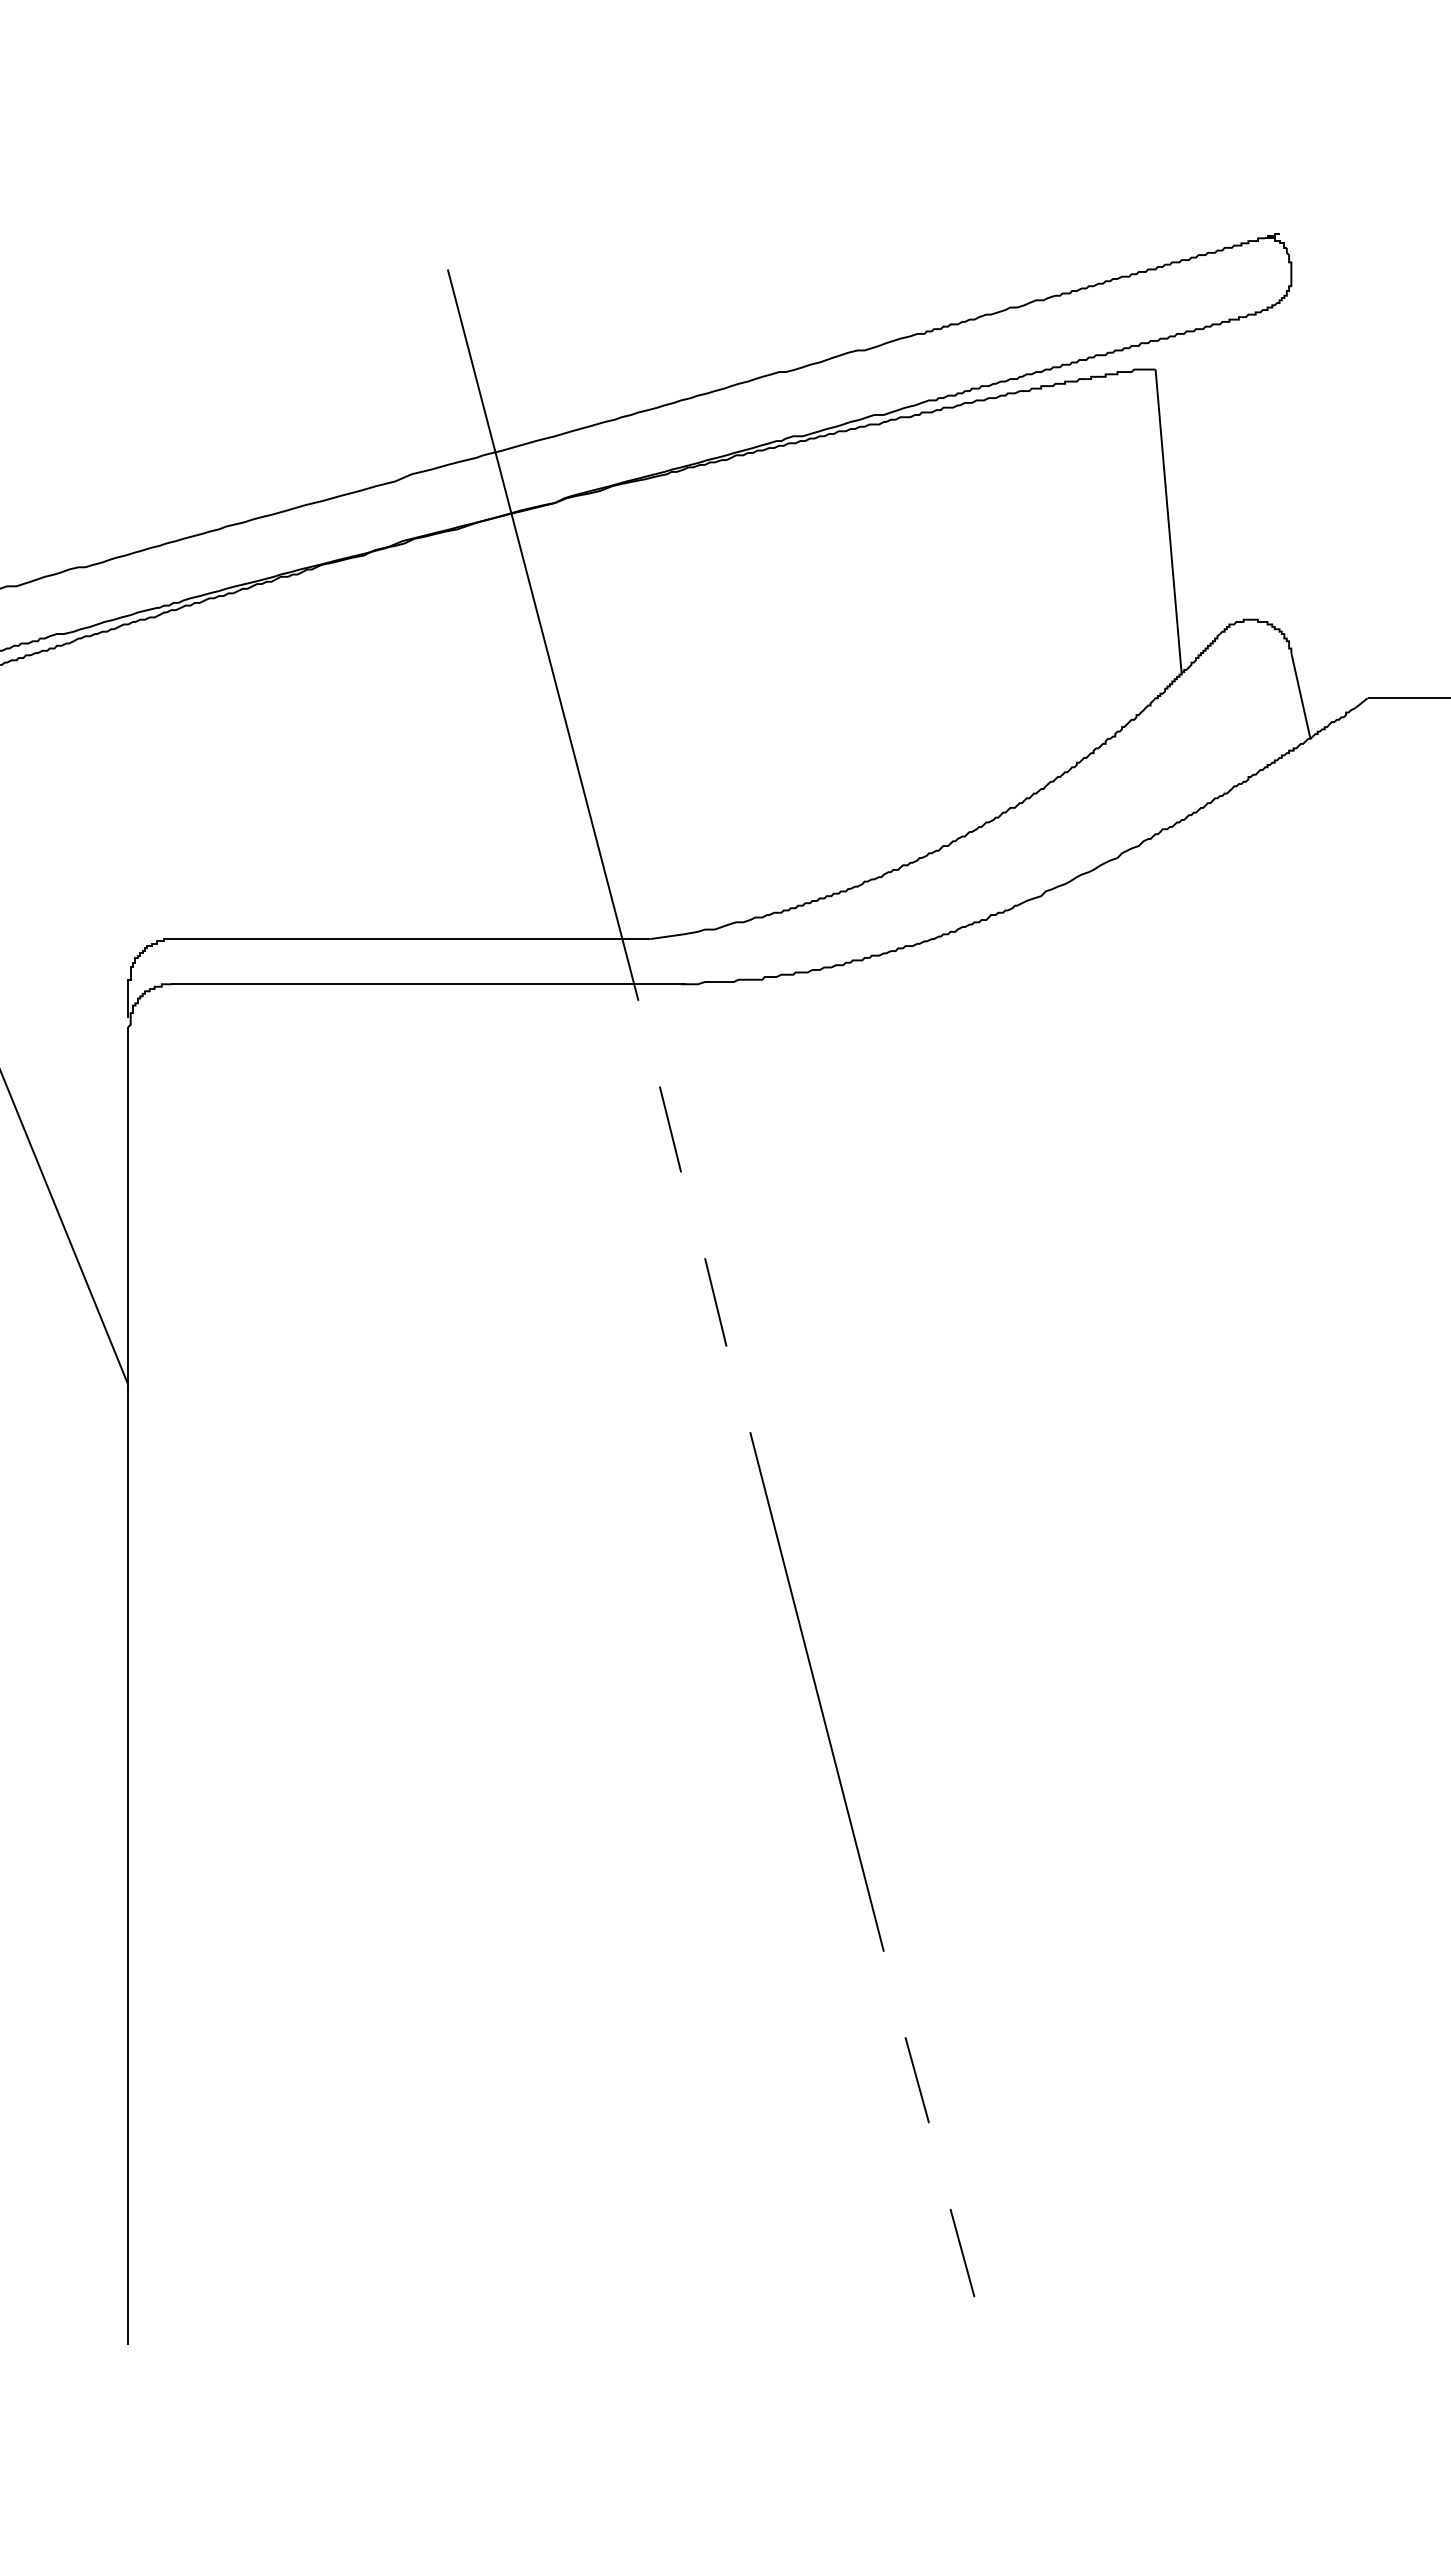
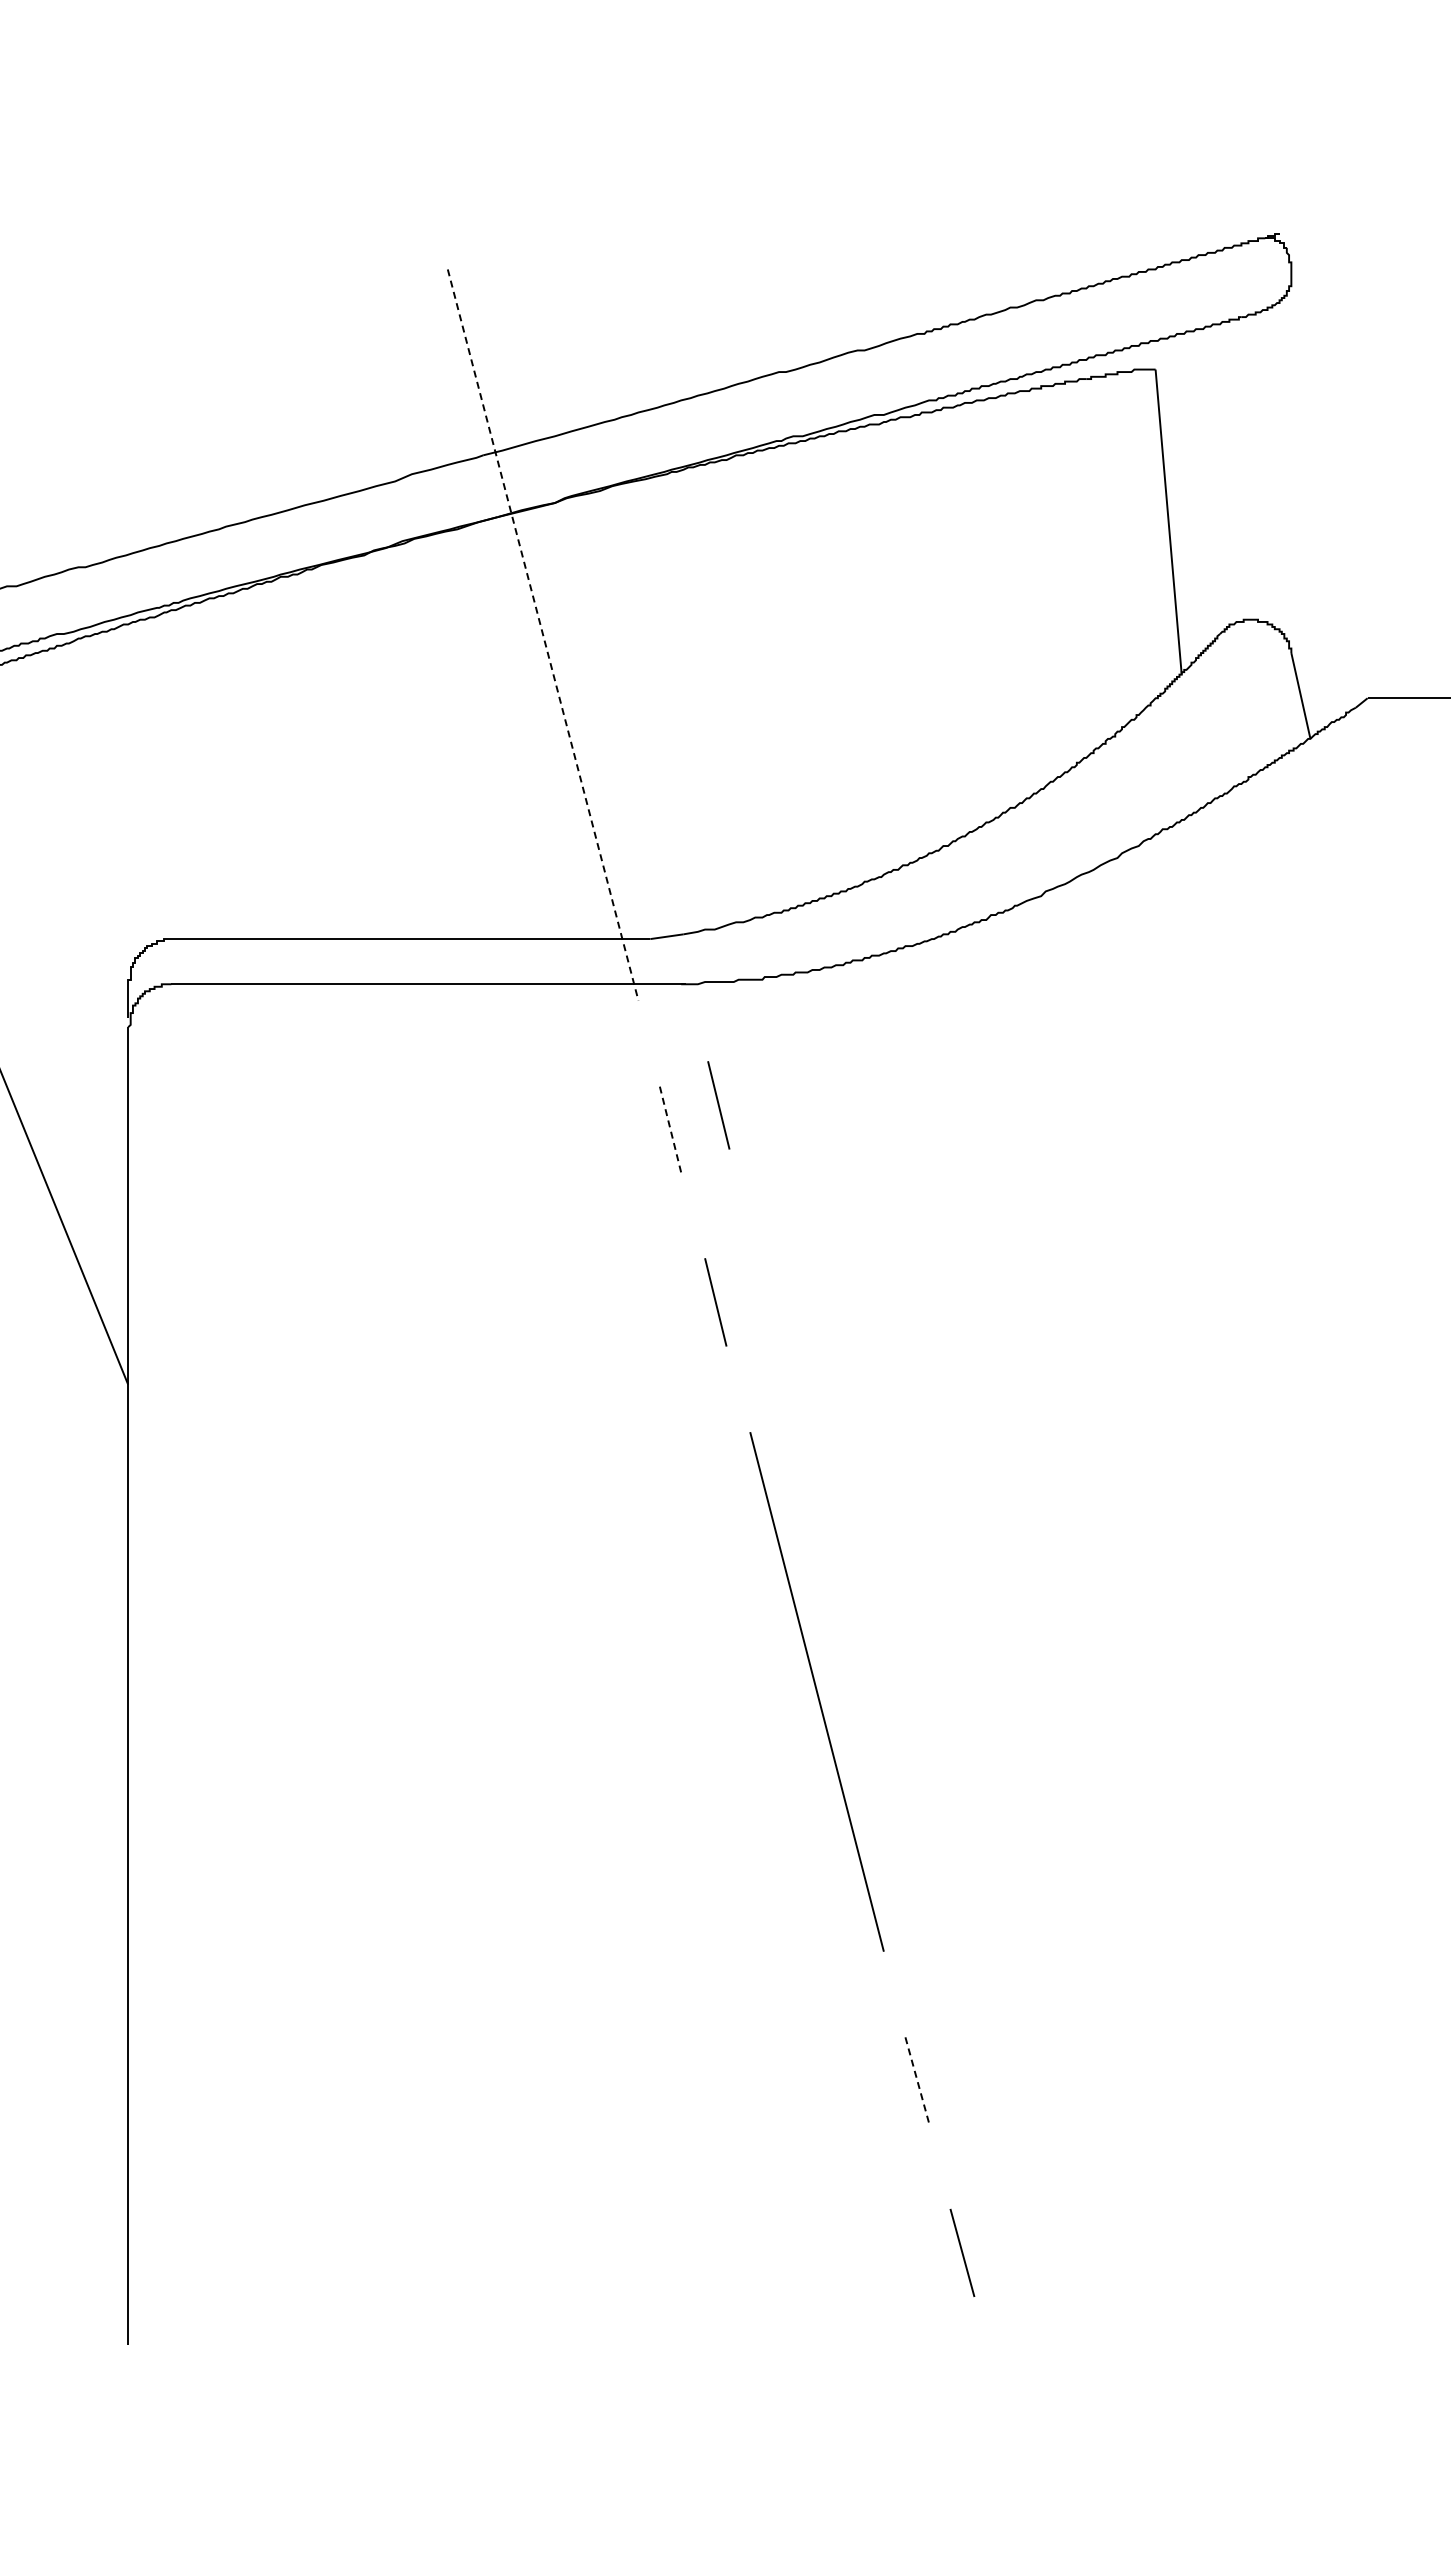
line: solid -> dashed (543, 635)
line: none -> present (718, 1105)
line: solid -> dashed (670, 1130)
line: solid -> dashed (917, 2080)
